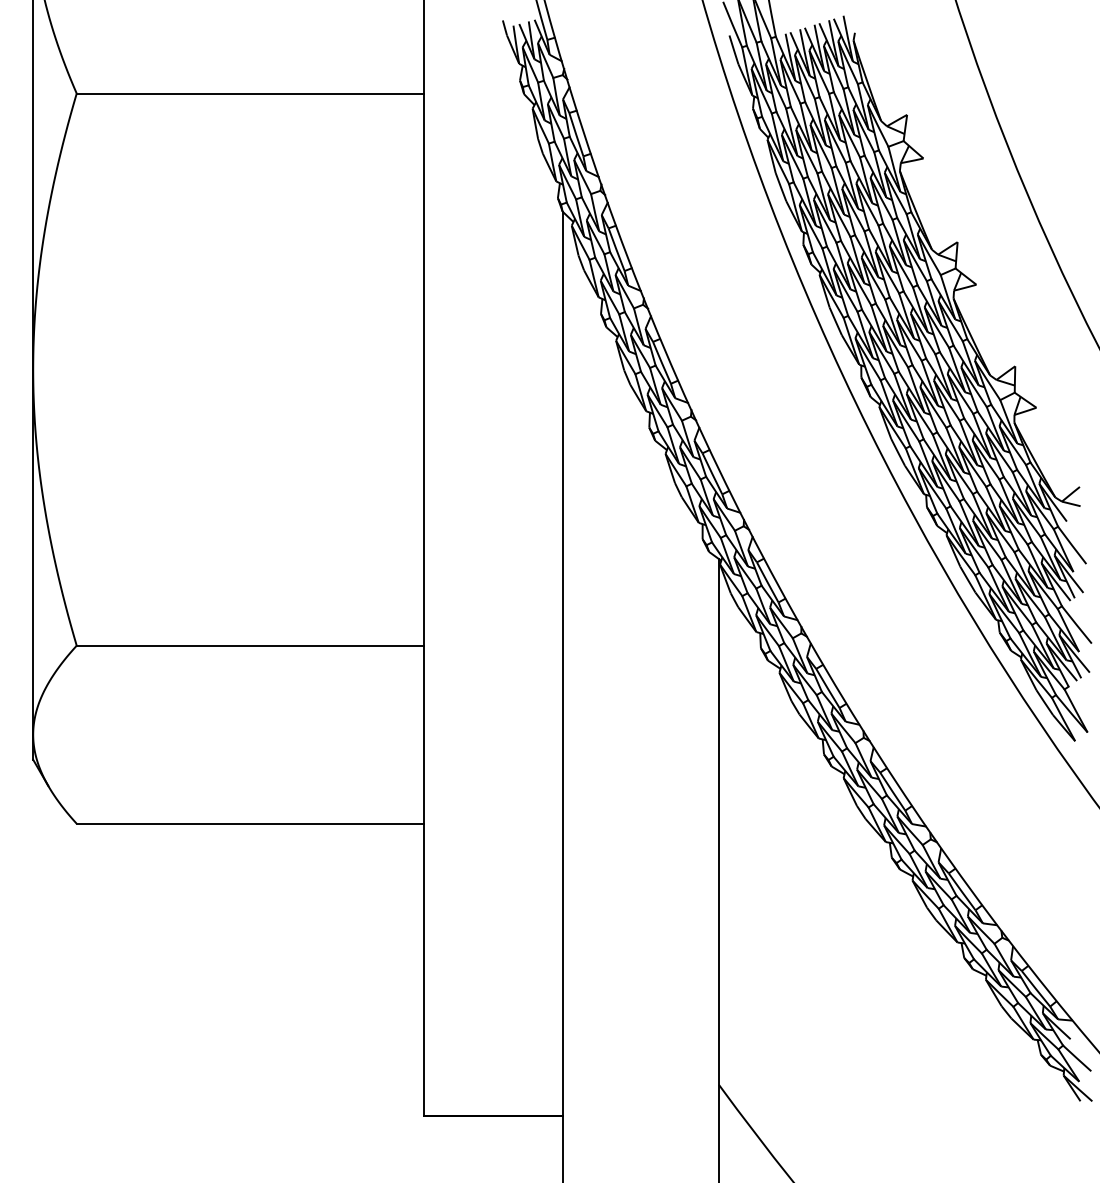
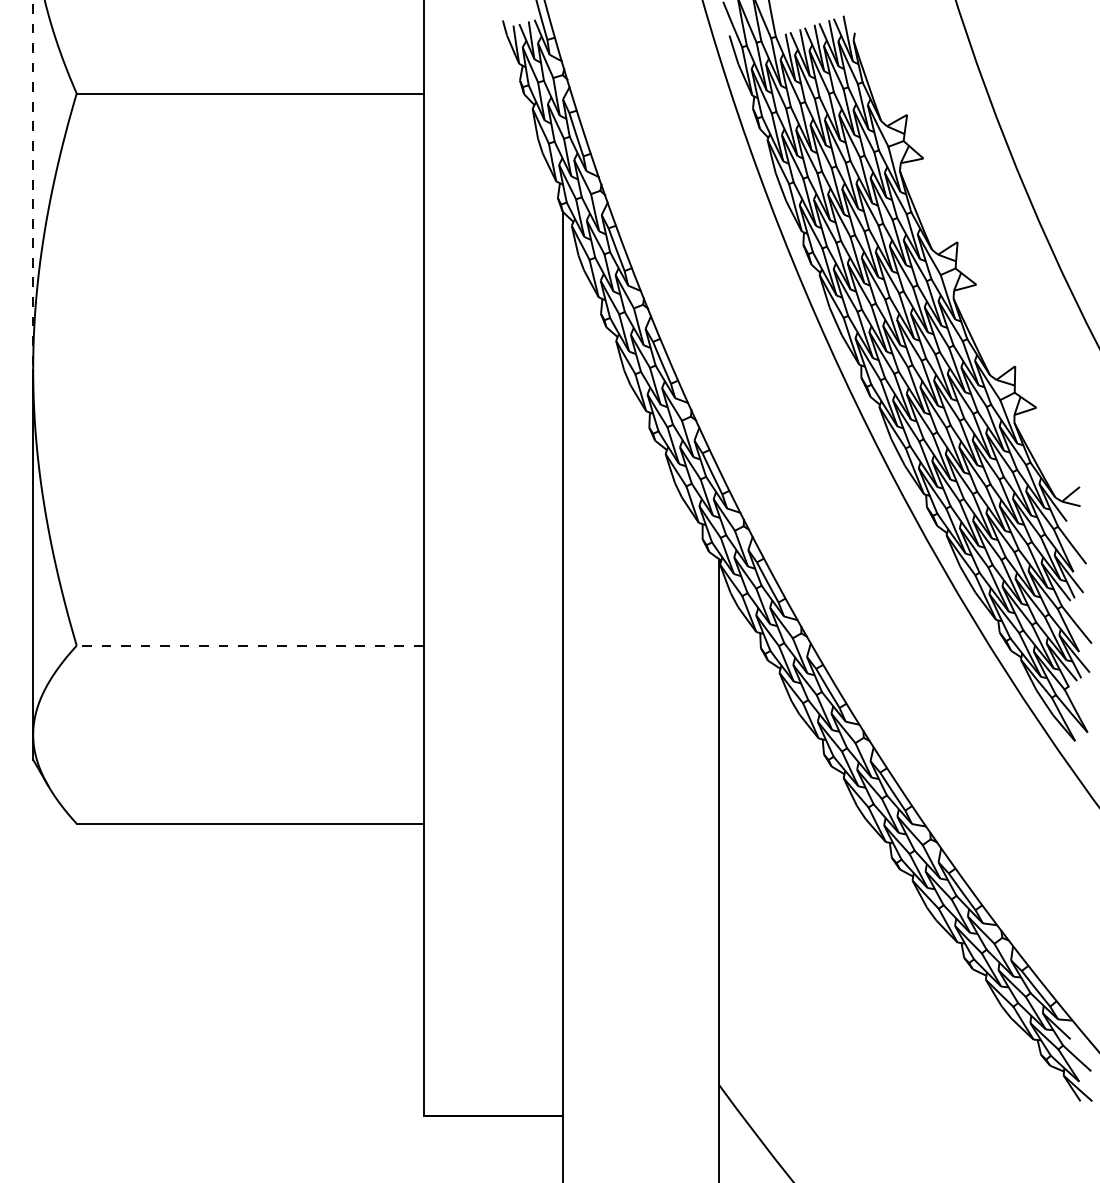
line: solid -> dashed (33, 184)
line: solid -> dashed (249, 645)
